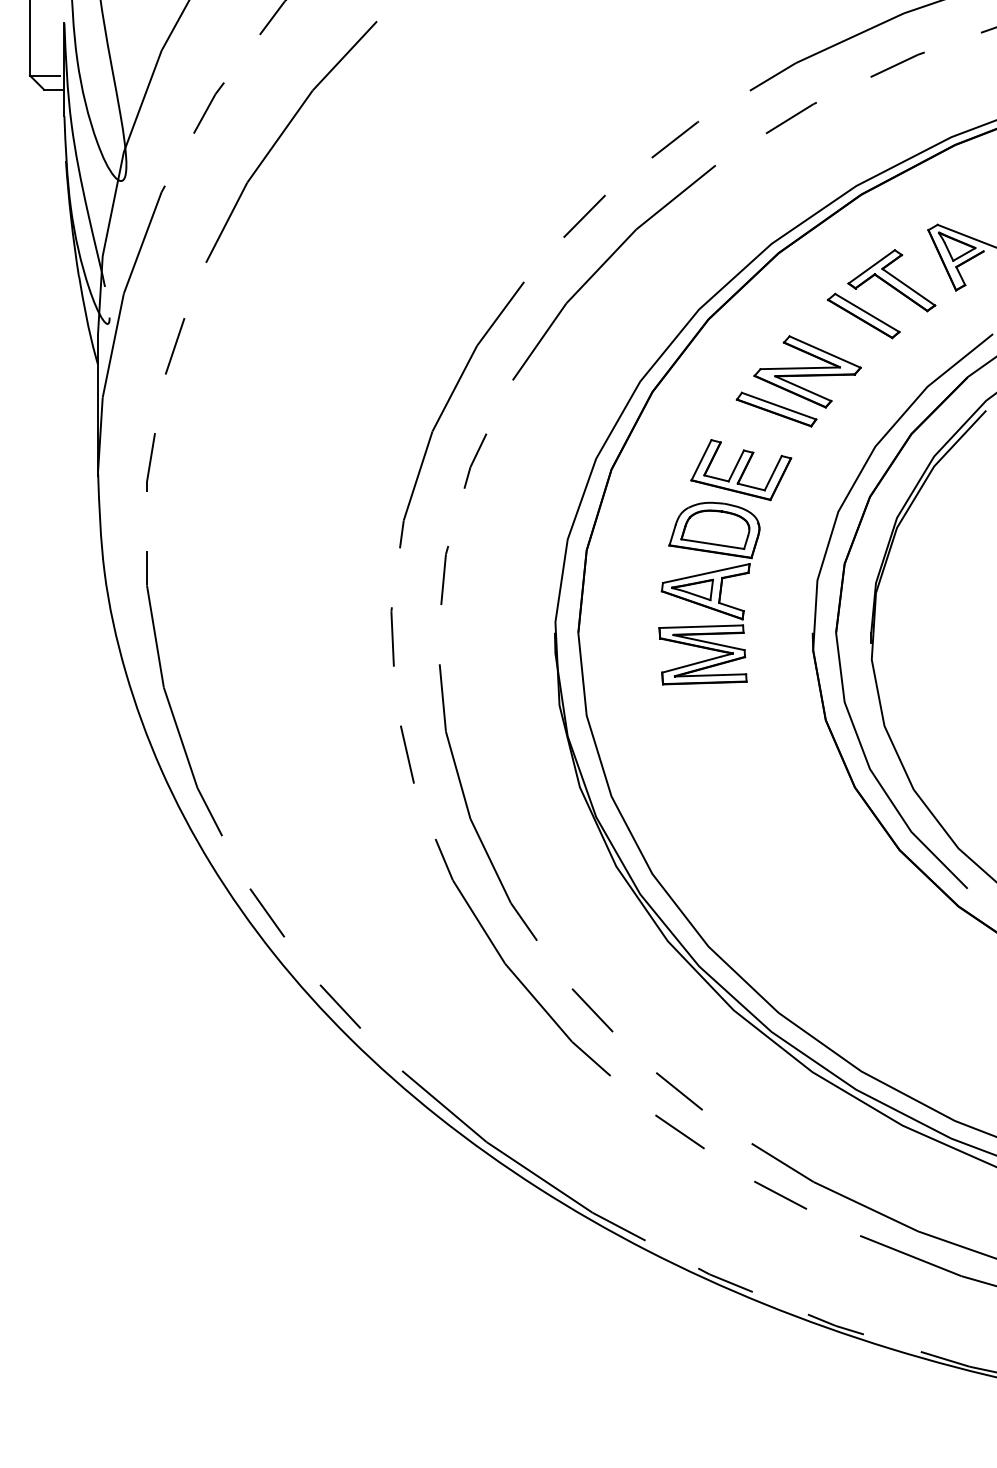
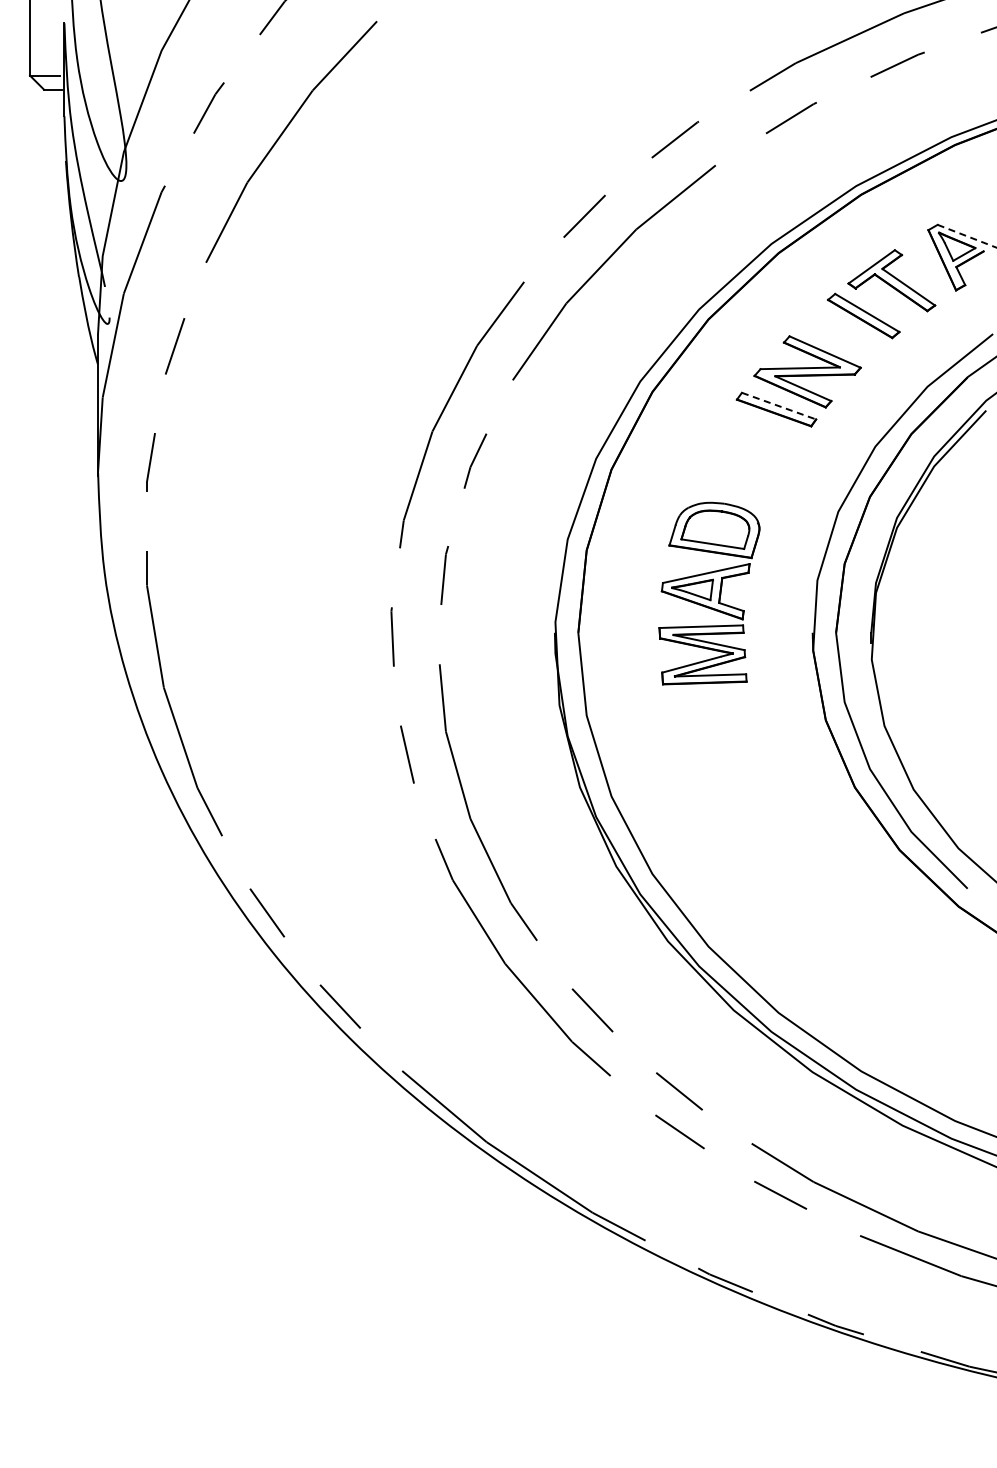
line: solid -> dashed (967, 236)
line: solid -> dashed (779, 406)
part: present -> none (741, 470)
